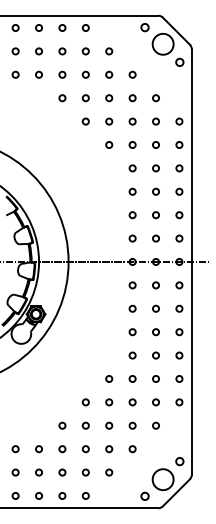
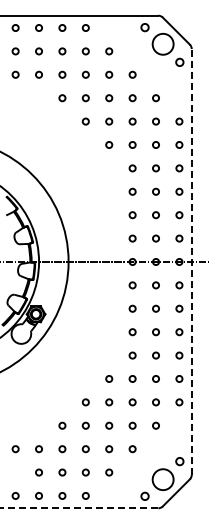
line: solid -> dashed (191, 262)
circle: present -> none (15, 472)
line: solid -> dashed (79, 508)
